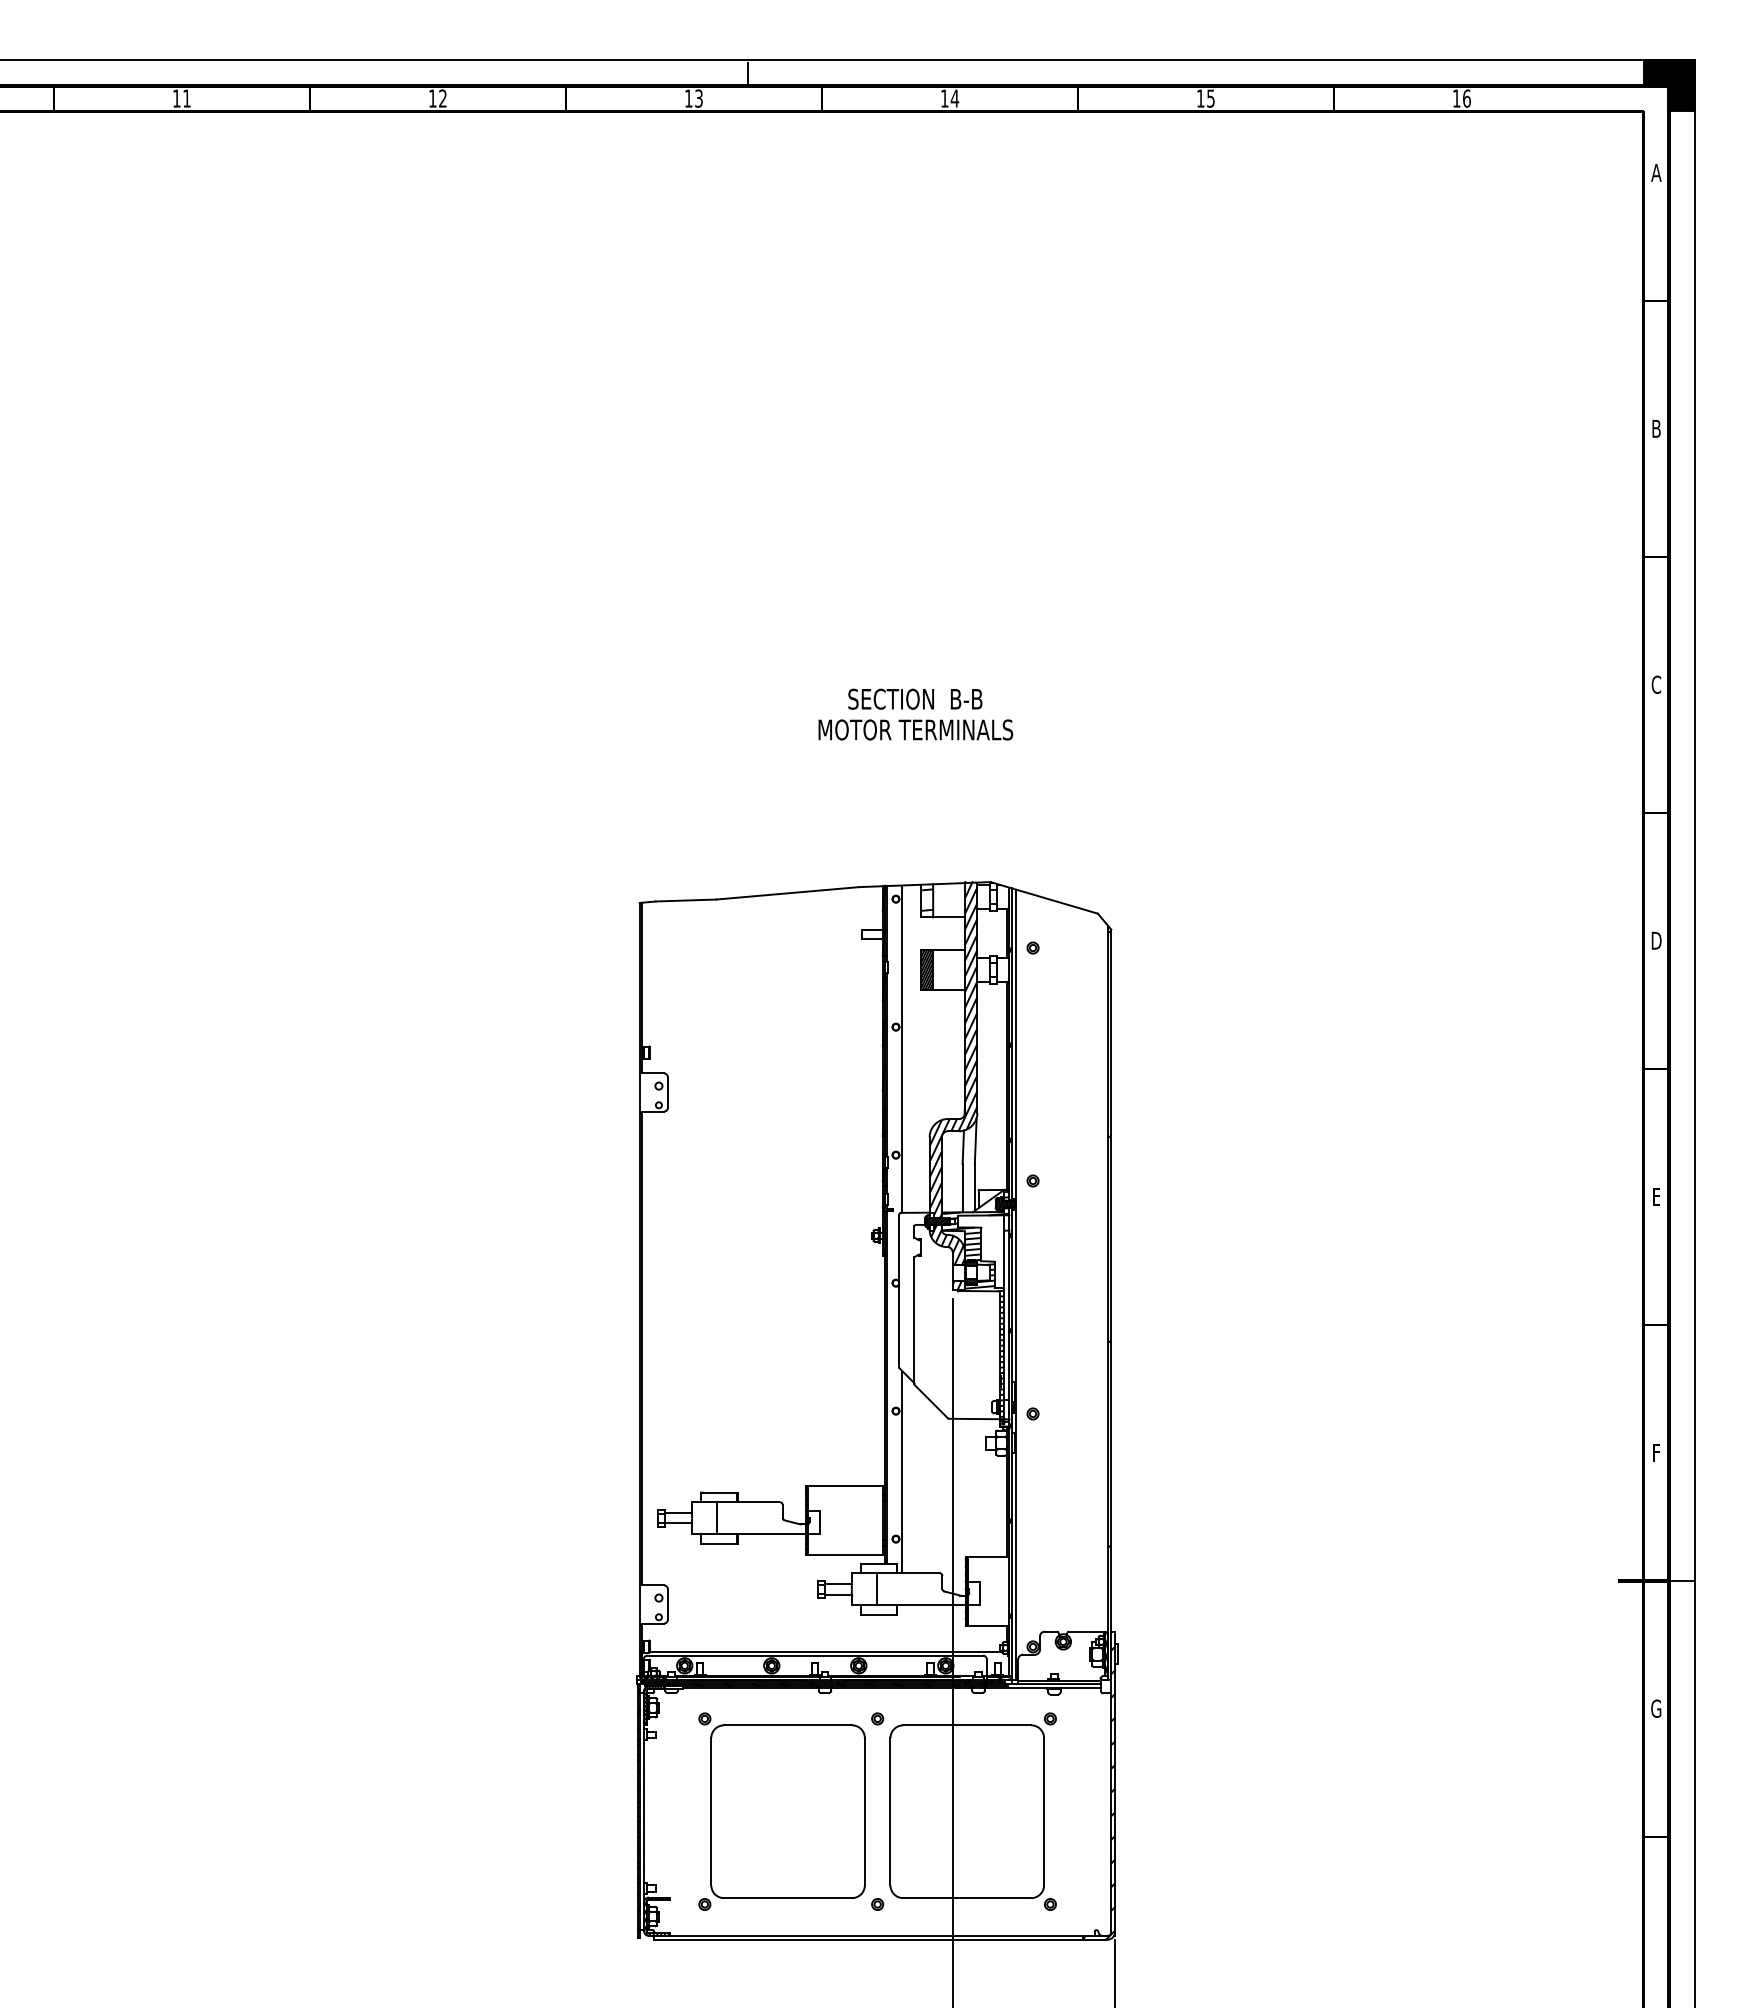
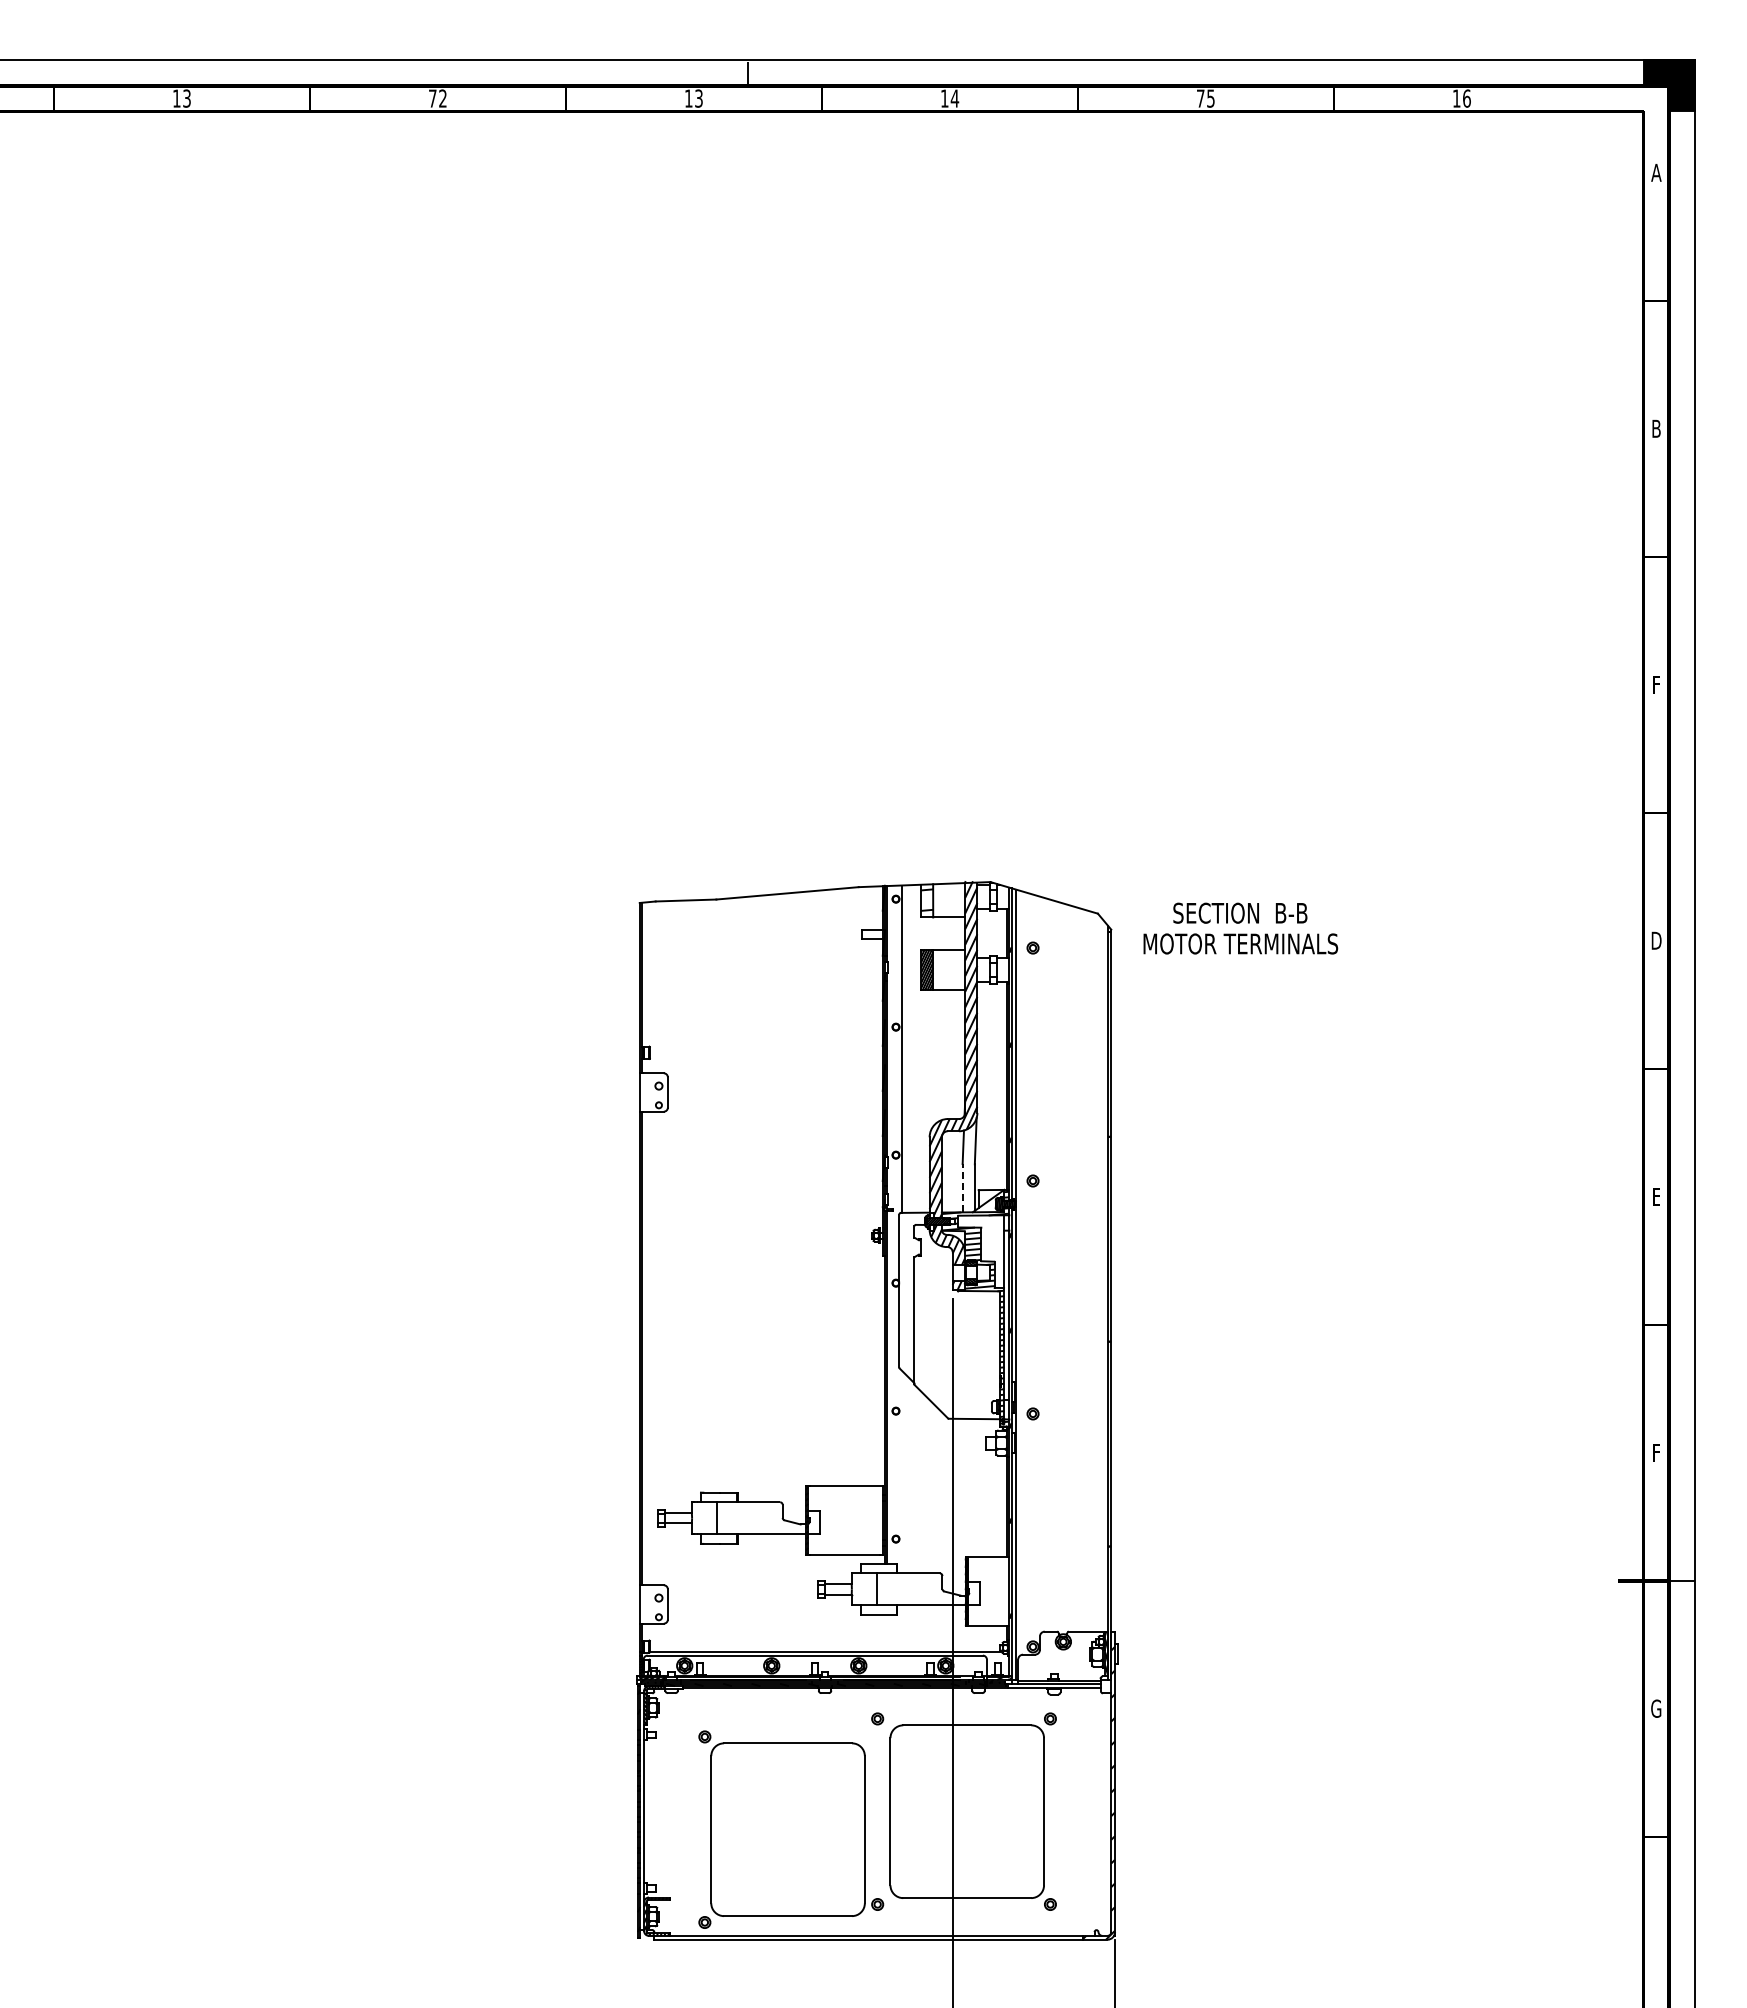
text: 11 -> 13 (186, 98)
text: 12 -> 72 (432, 98)
text: 15 -> 75 (1200, 98)
text: C -> F (1656, 684)
text position: (915, 714) -> (1240, 928) (1240, 928)
line: solid -> dashed (962, 1187)
line: present -> none (901, 1471)
part position: (781, 1811) -> (781, 1829) (781, 1829)
